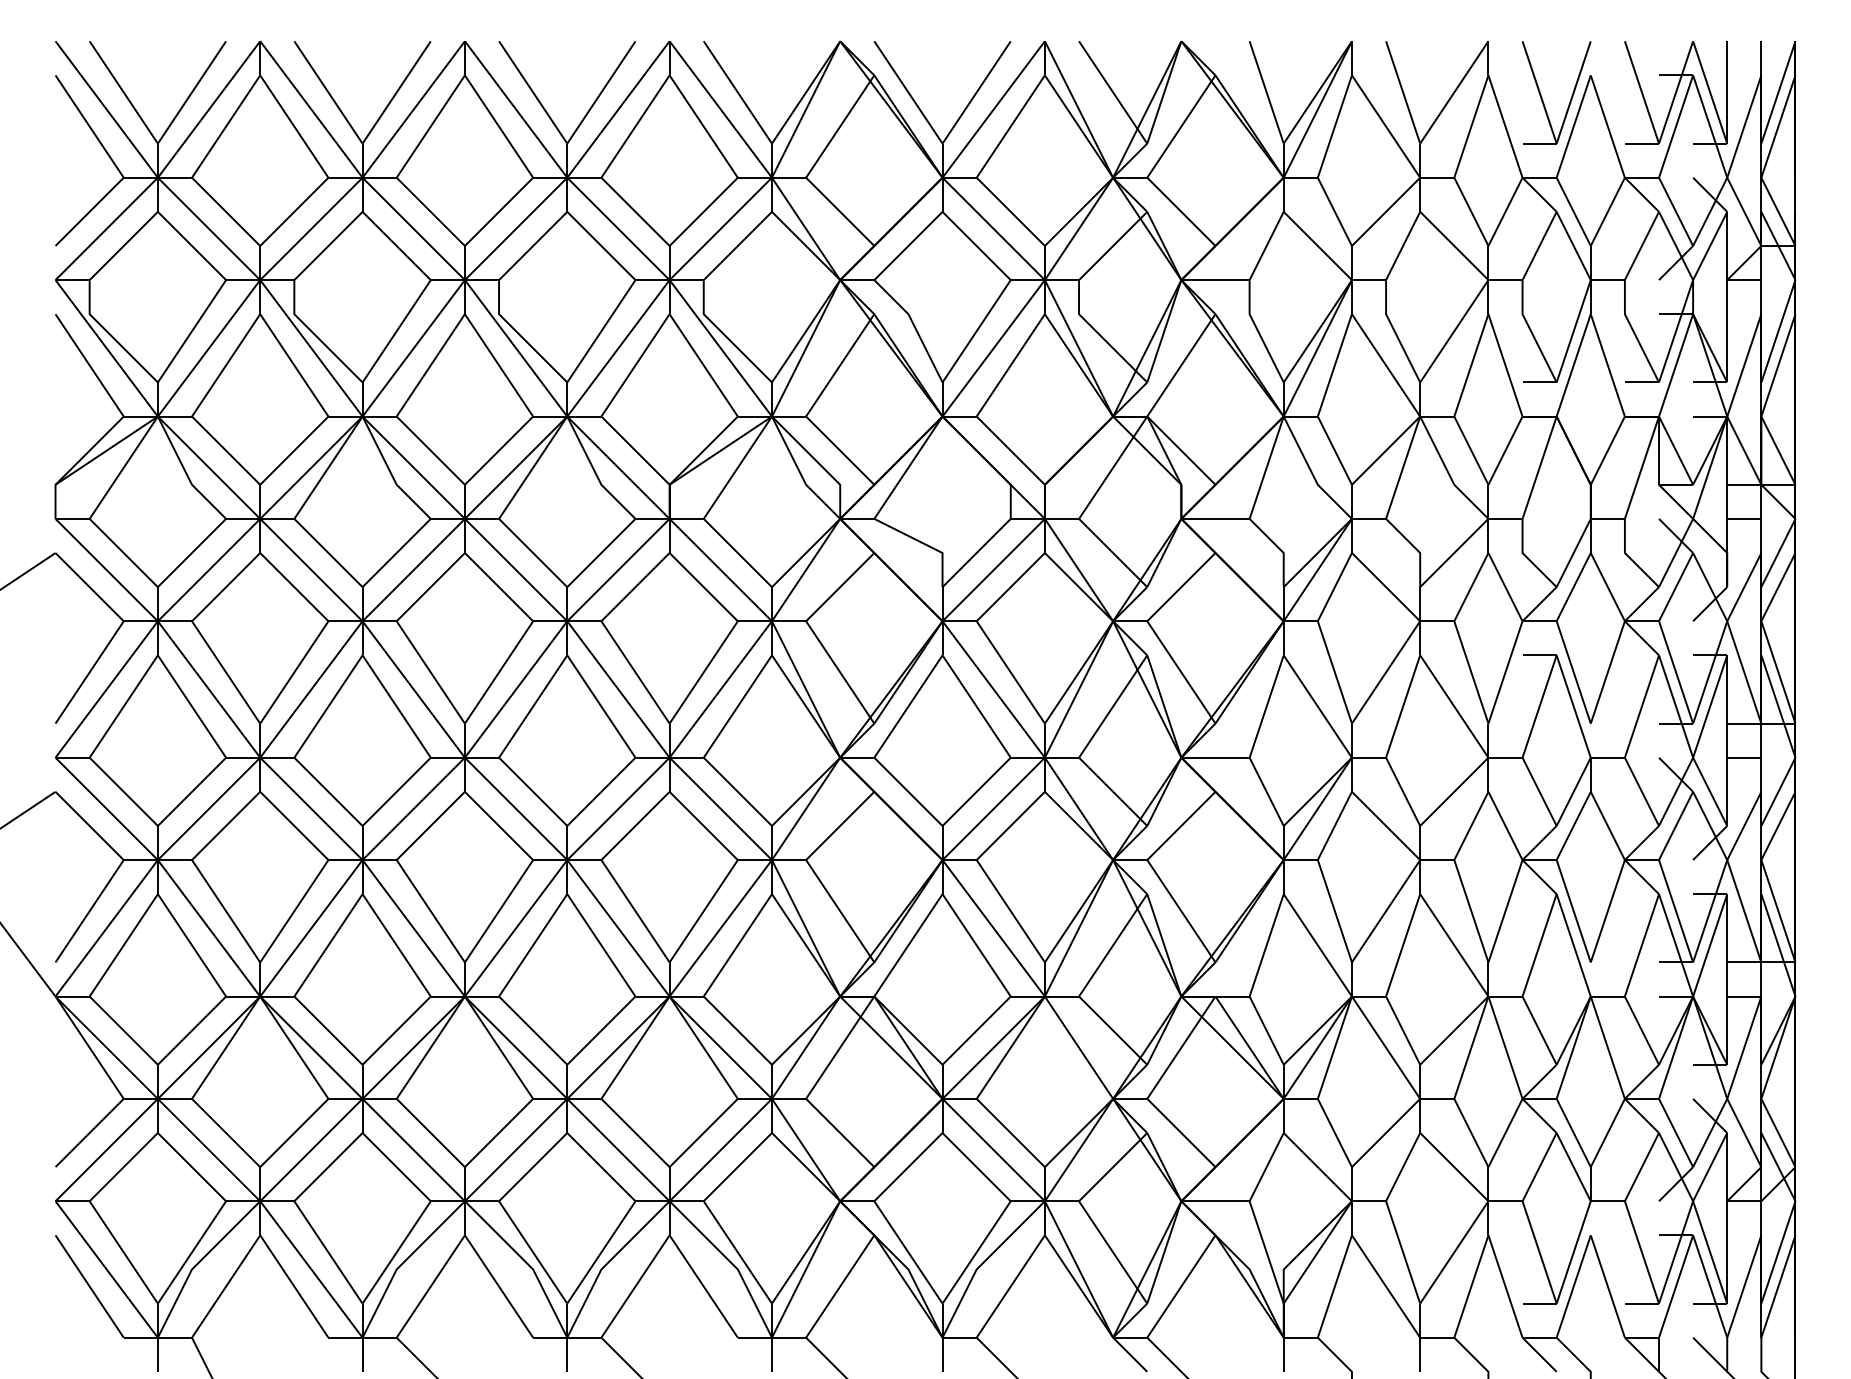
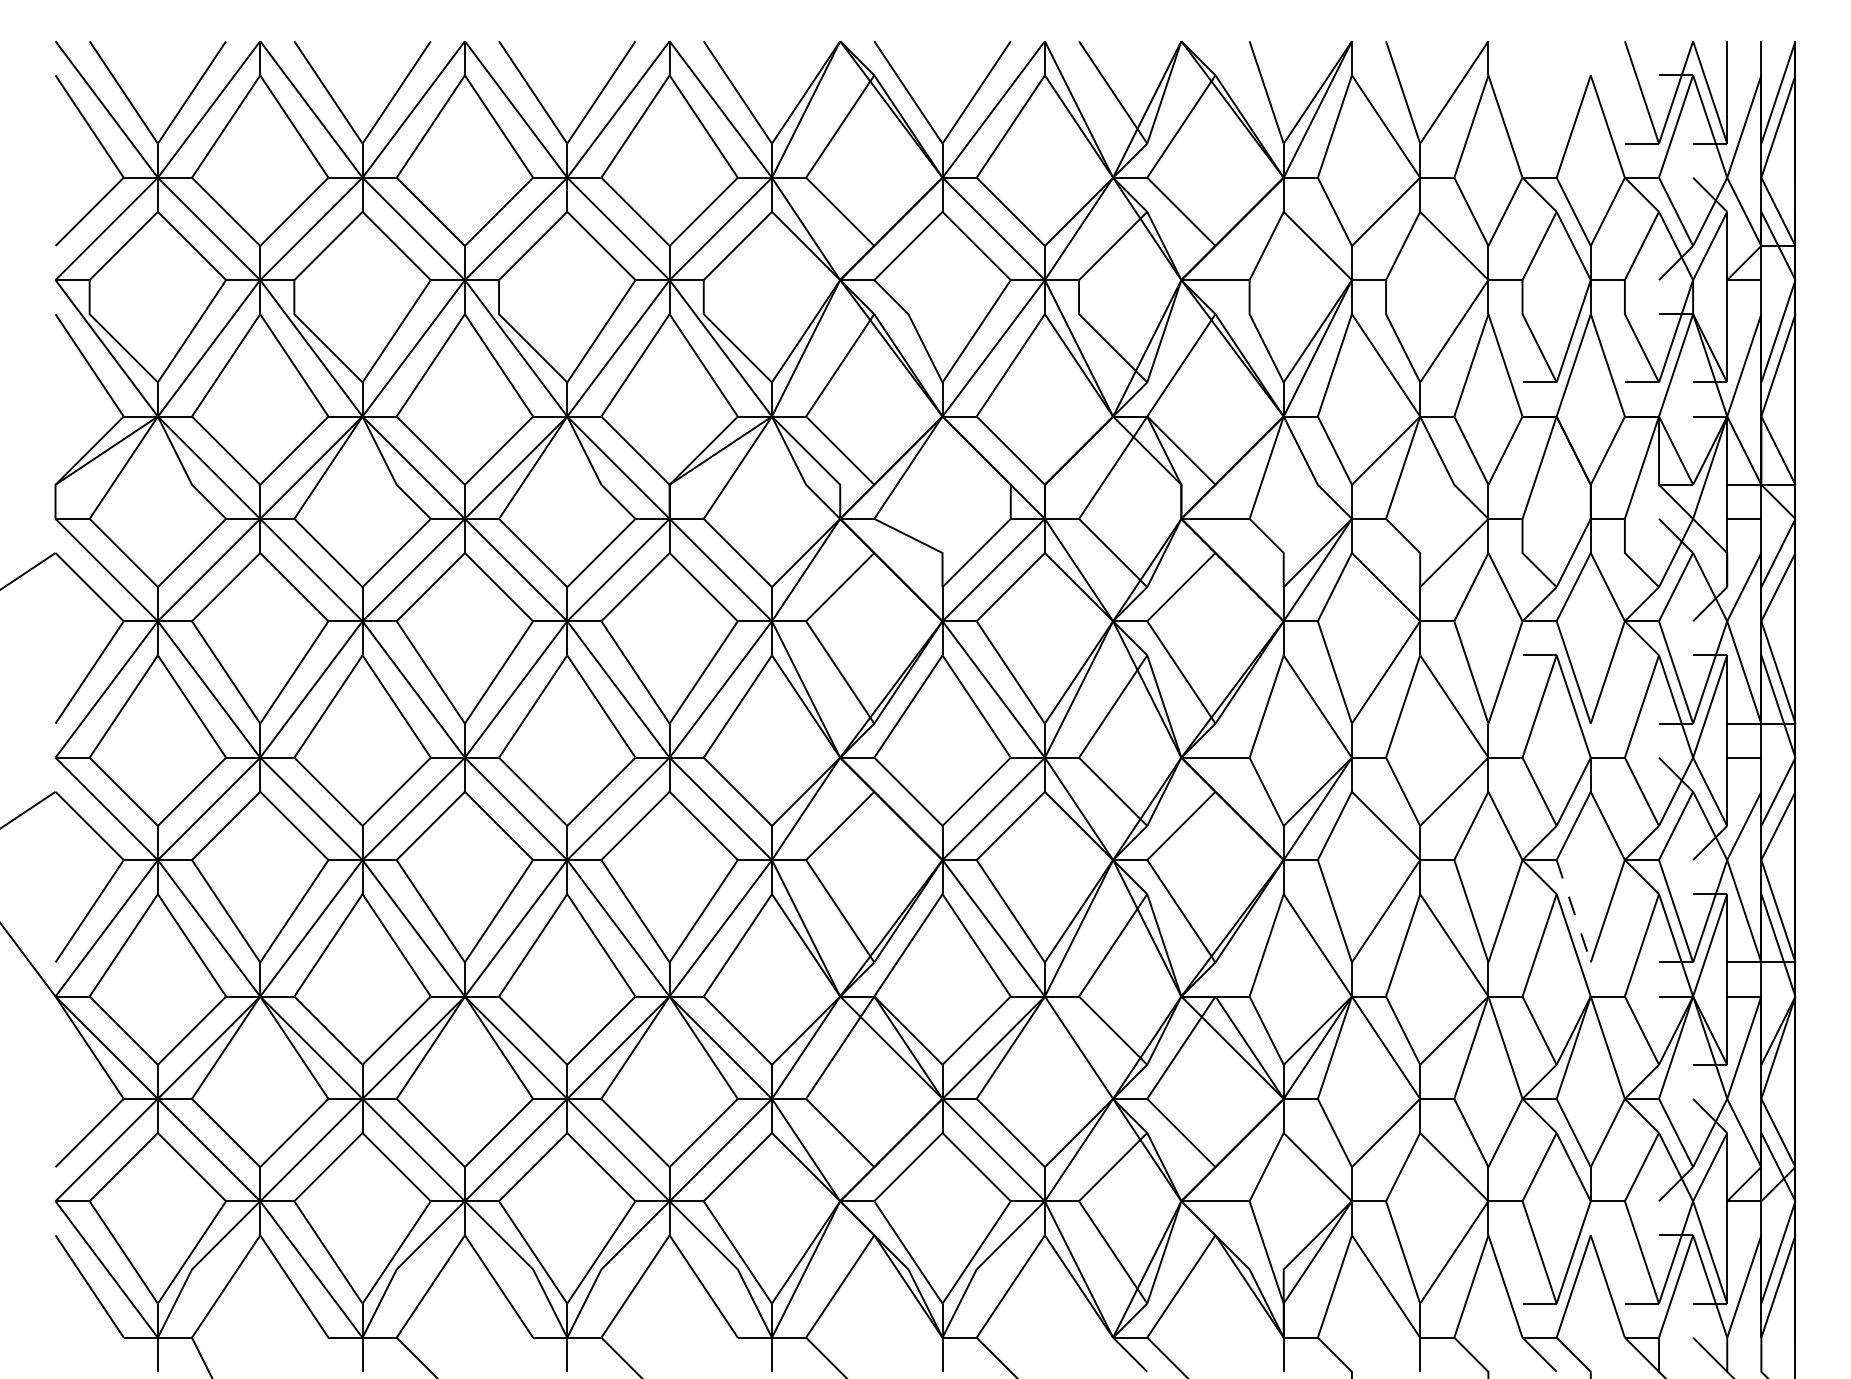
part: present -> none (1542, 97)
line: solid -> dashed (1573, 911)
